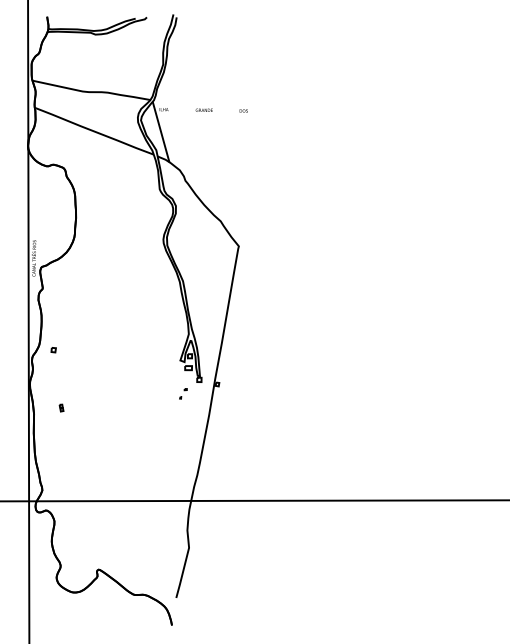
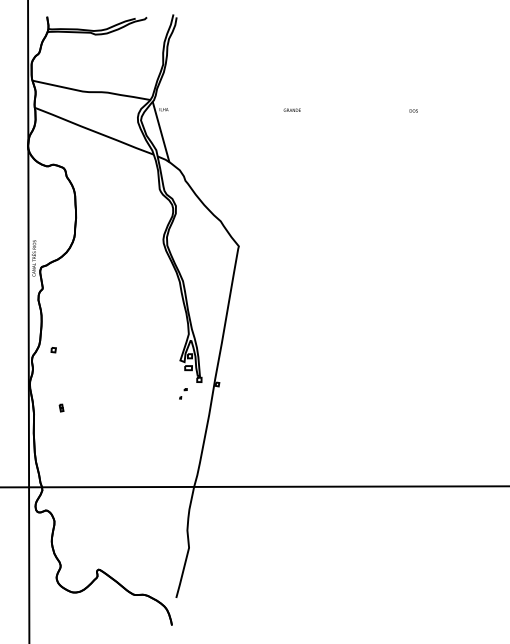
text position: (203, 109) -> (291, 109) (291, 109)
text position: (243, 110) -> (413, 110) (413, 110)
line position: (254, 500) -> (254, 486) (254, 486)
